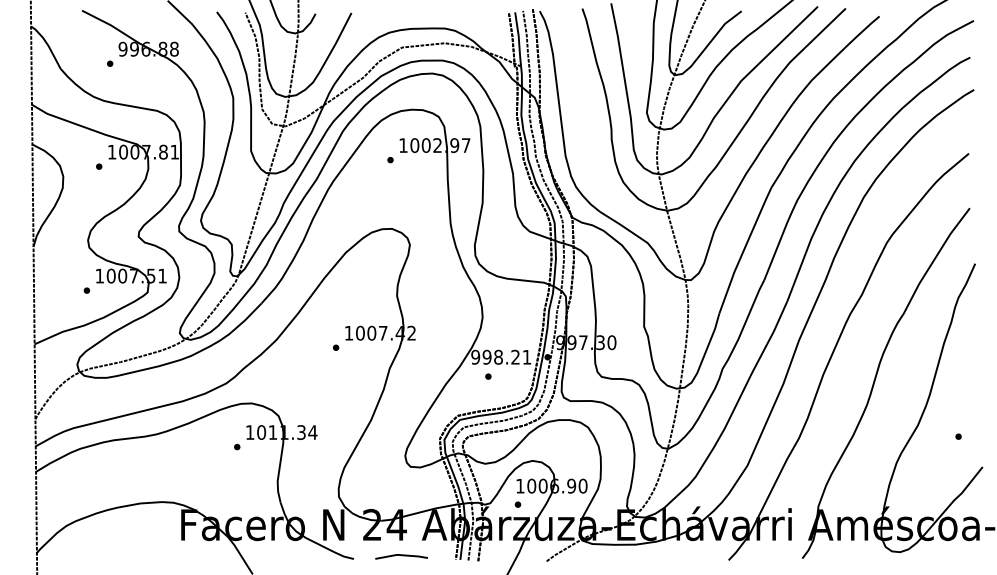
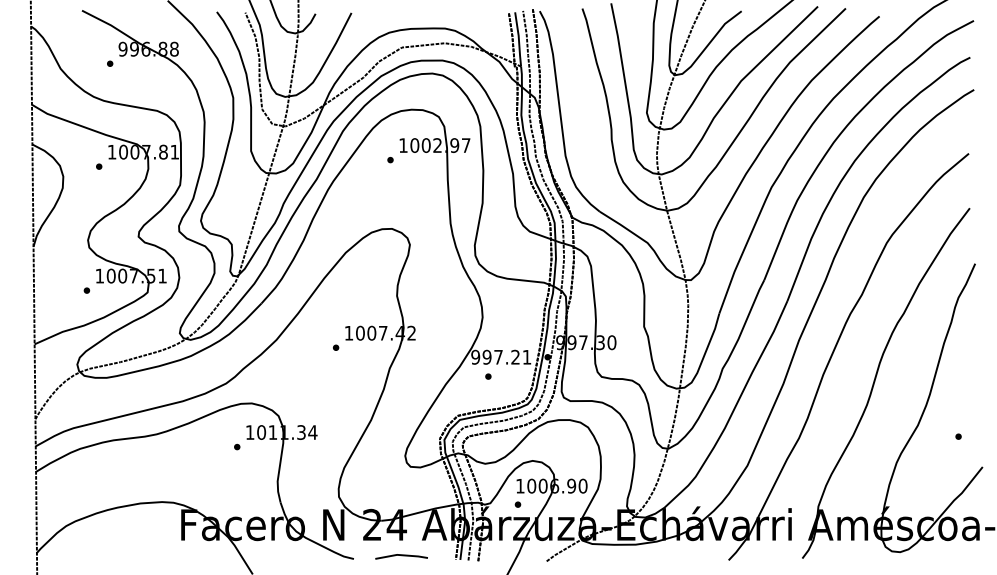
text: 998.21 -> 997.21 (498, 356)
